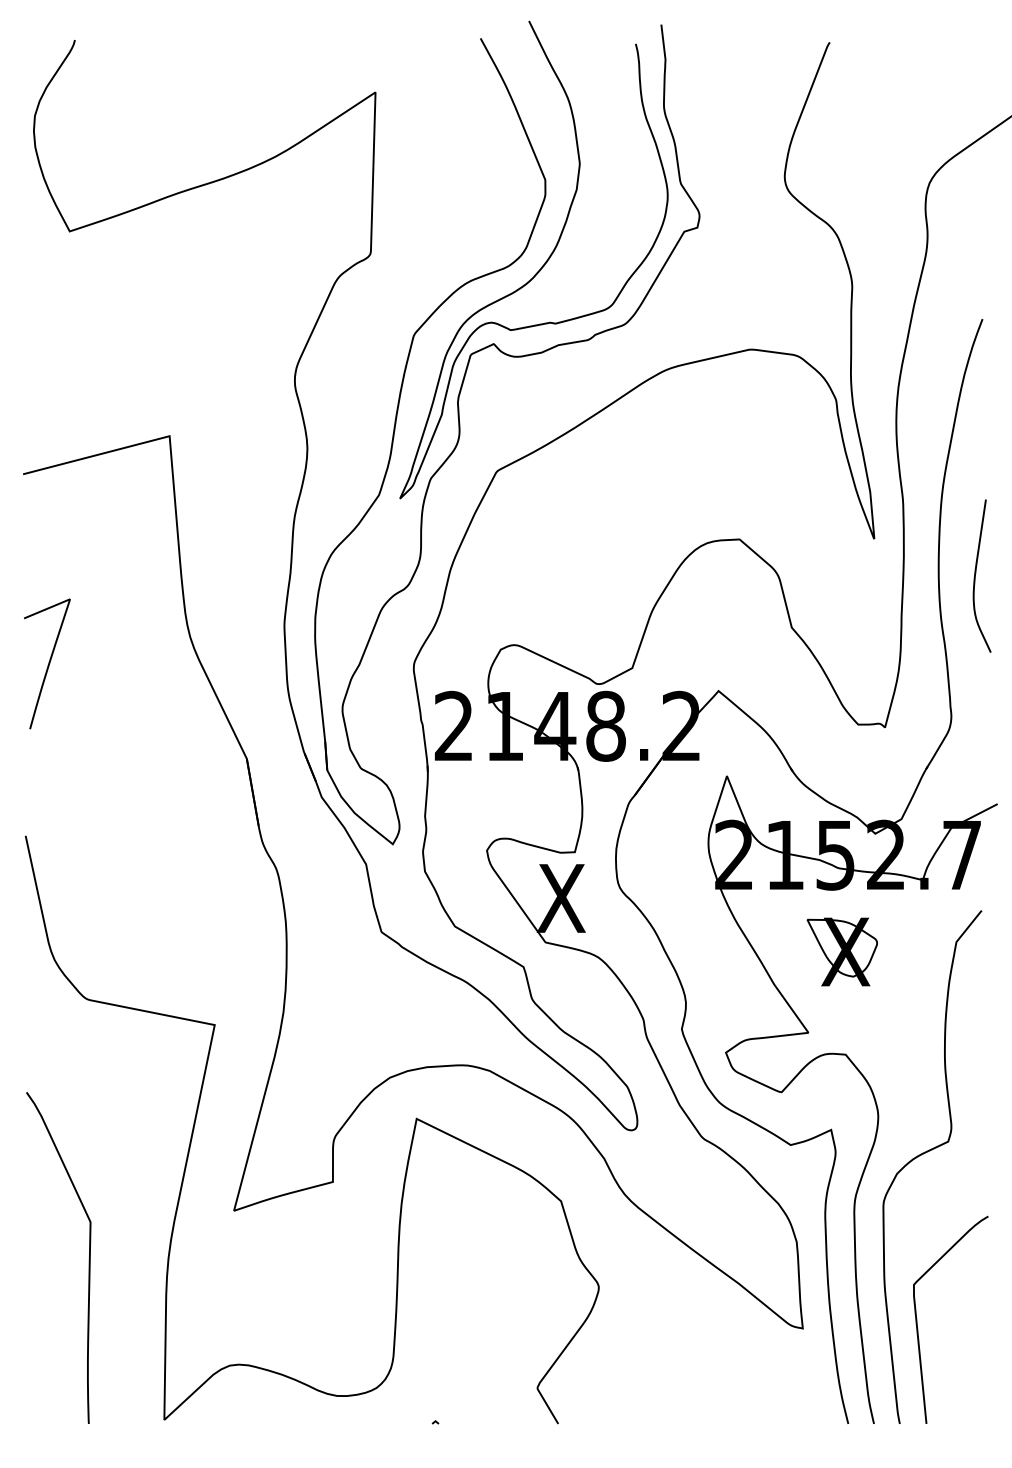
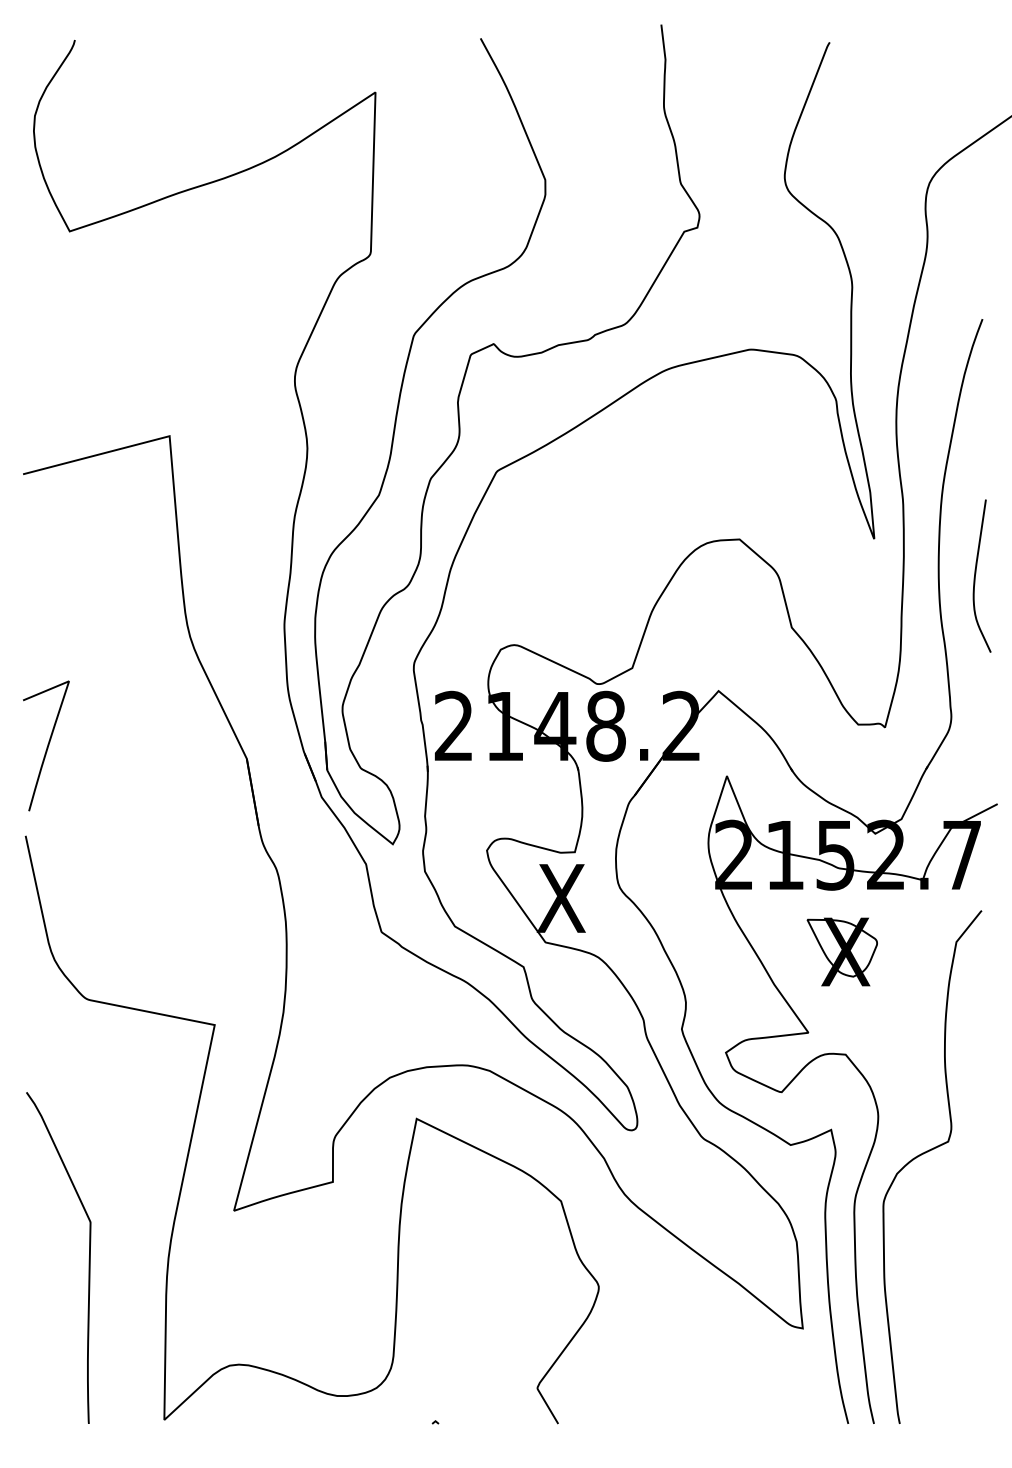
curve: present -> none (541, 266)
curve position: (48, 663) -> (47, 745) (47, 745)
curve: present -> none (917, 1319)
